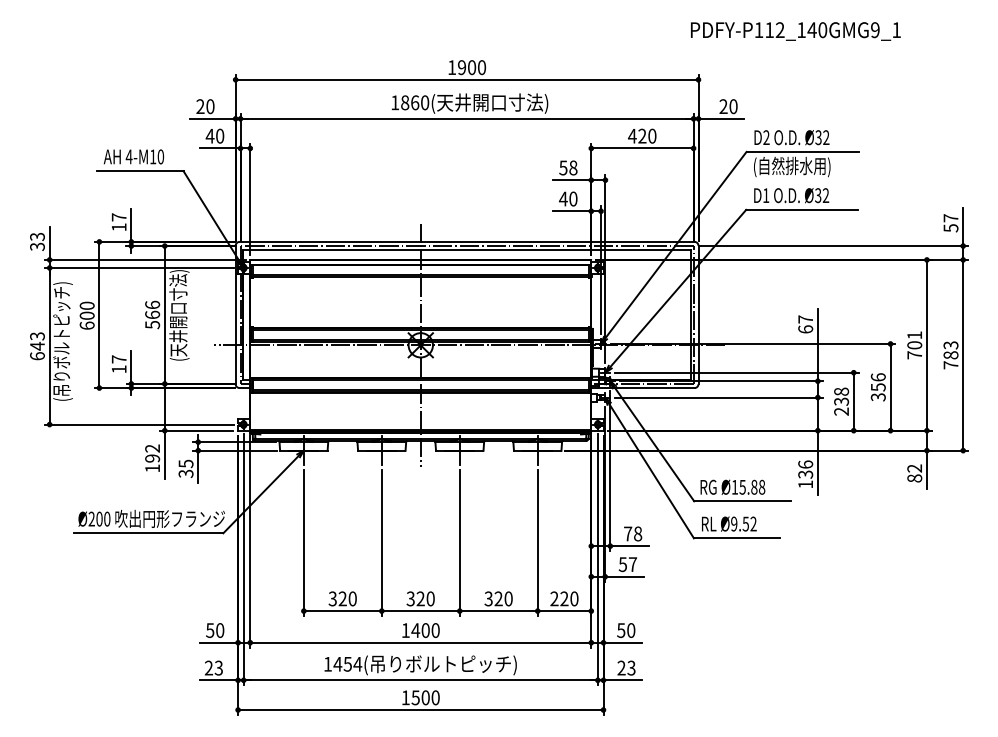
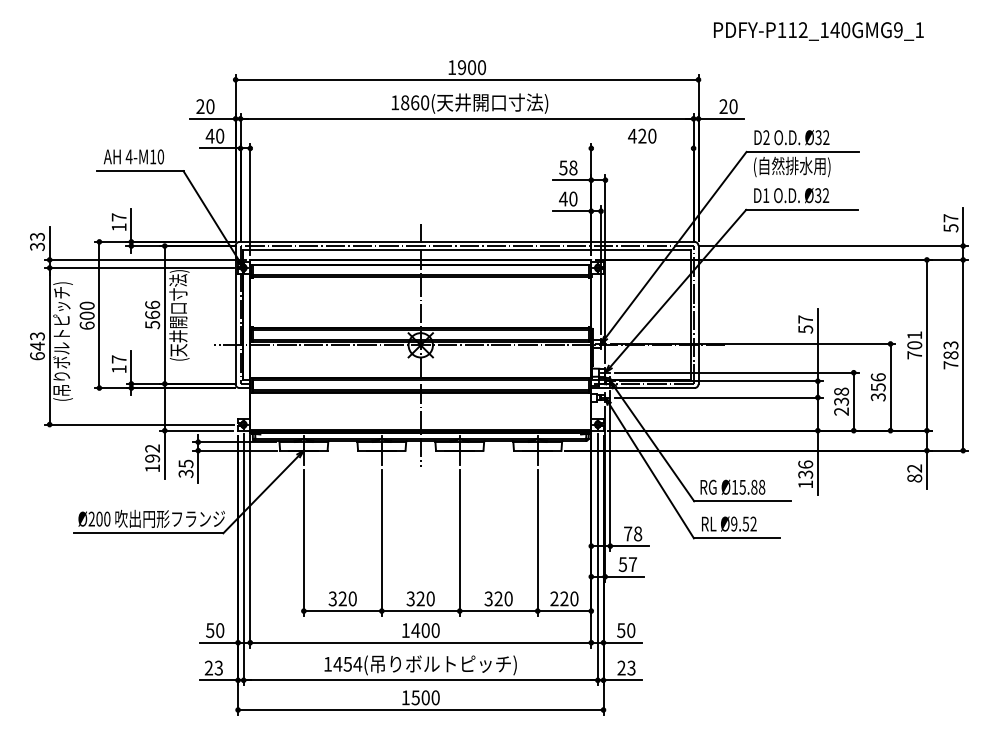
text position: (795, 31) -> (818, 31) (818, 31)
line: present -> none (642, 148)
text: 67 -> 57 (805, 329)
